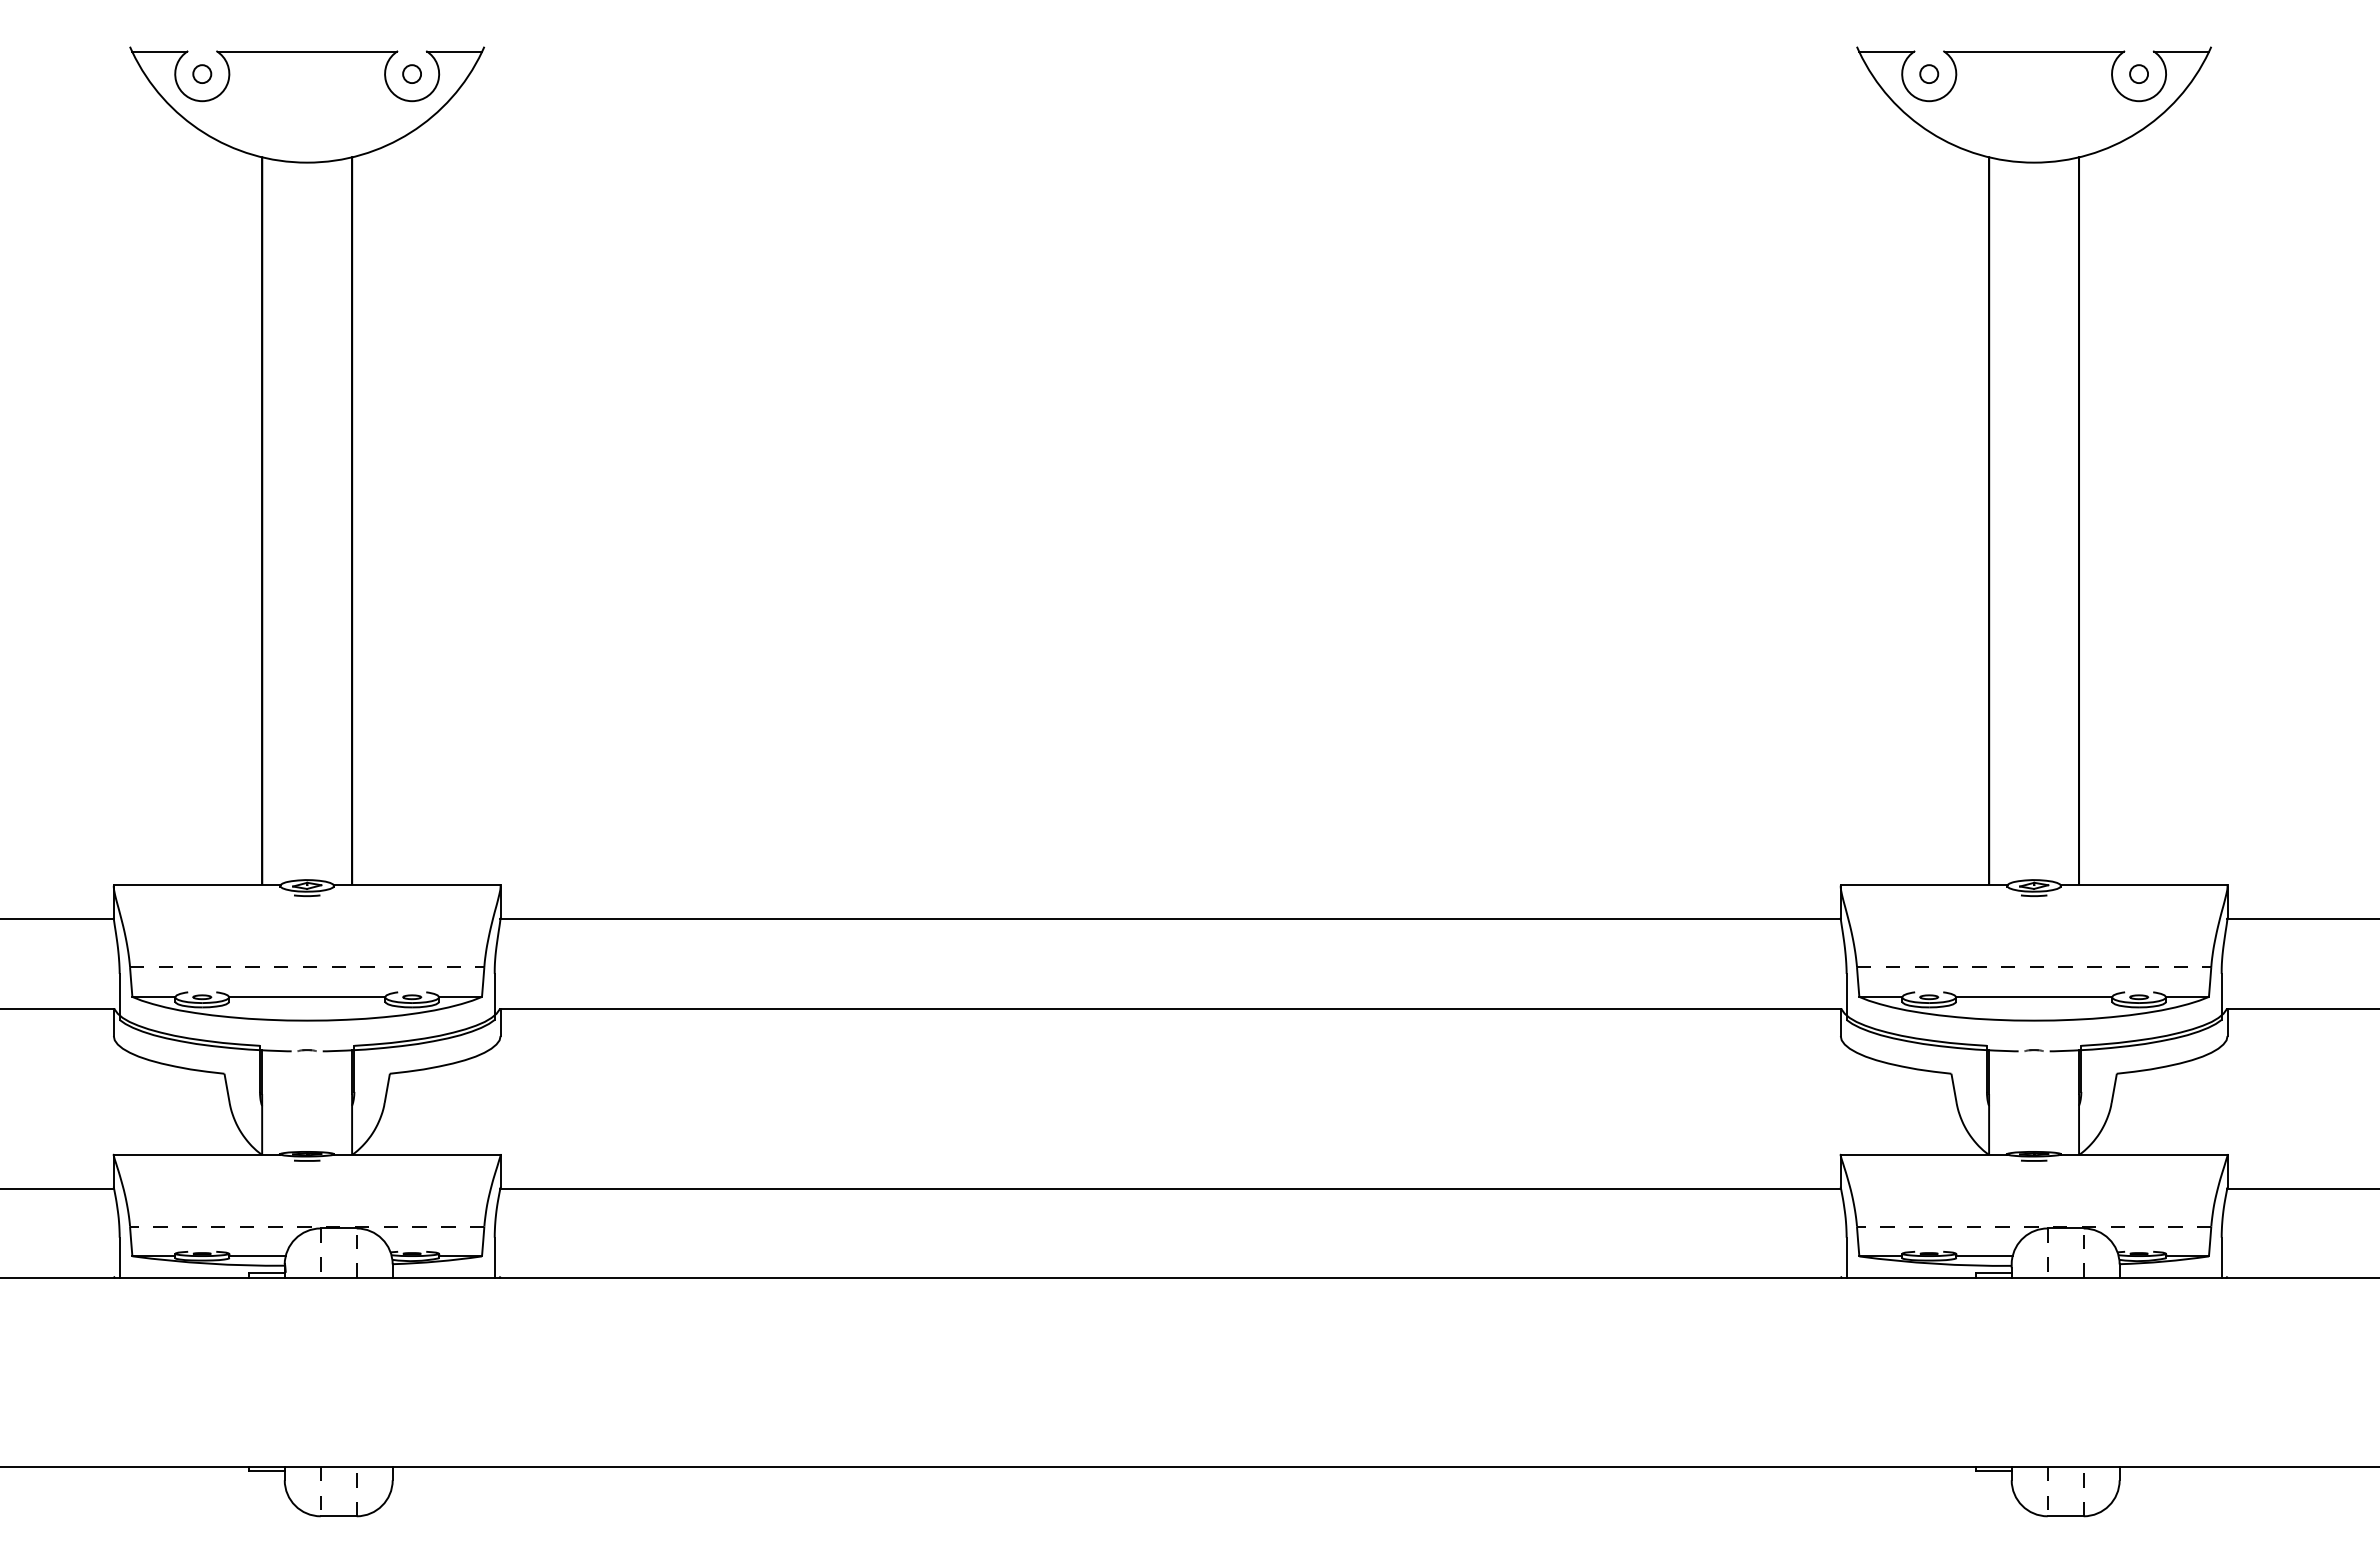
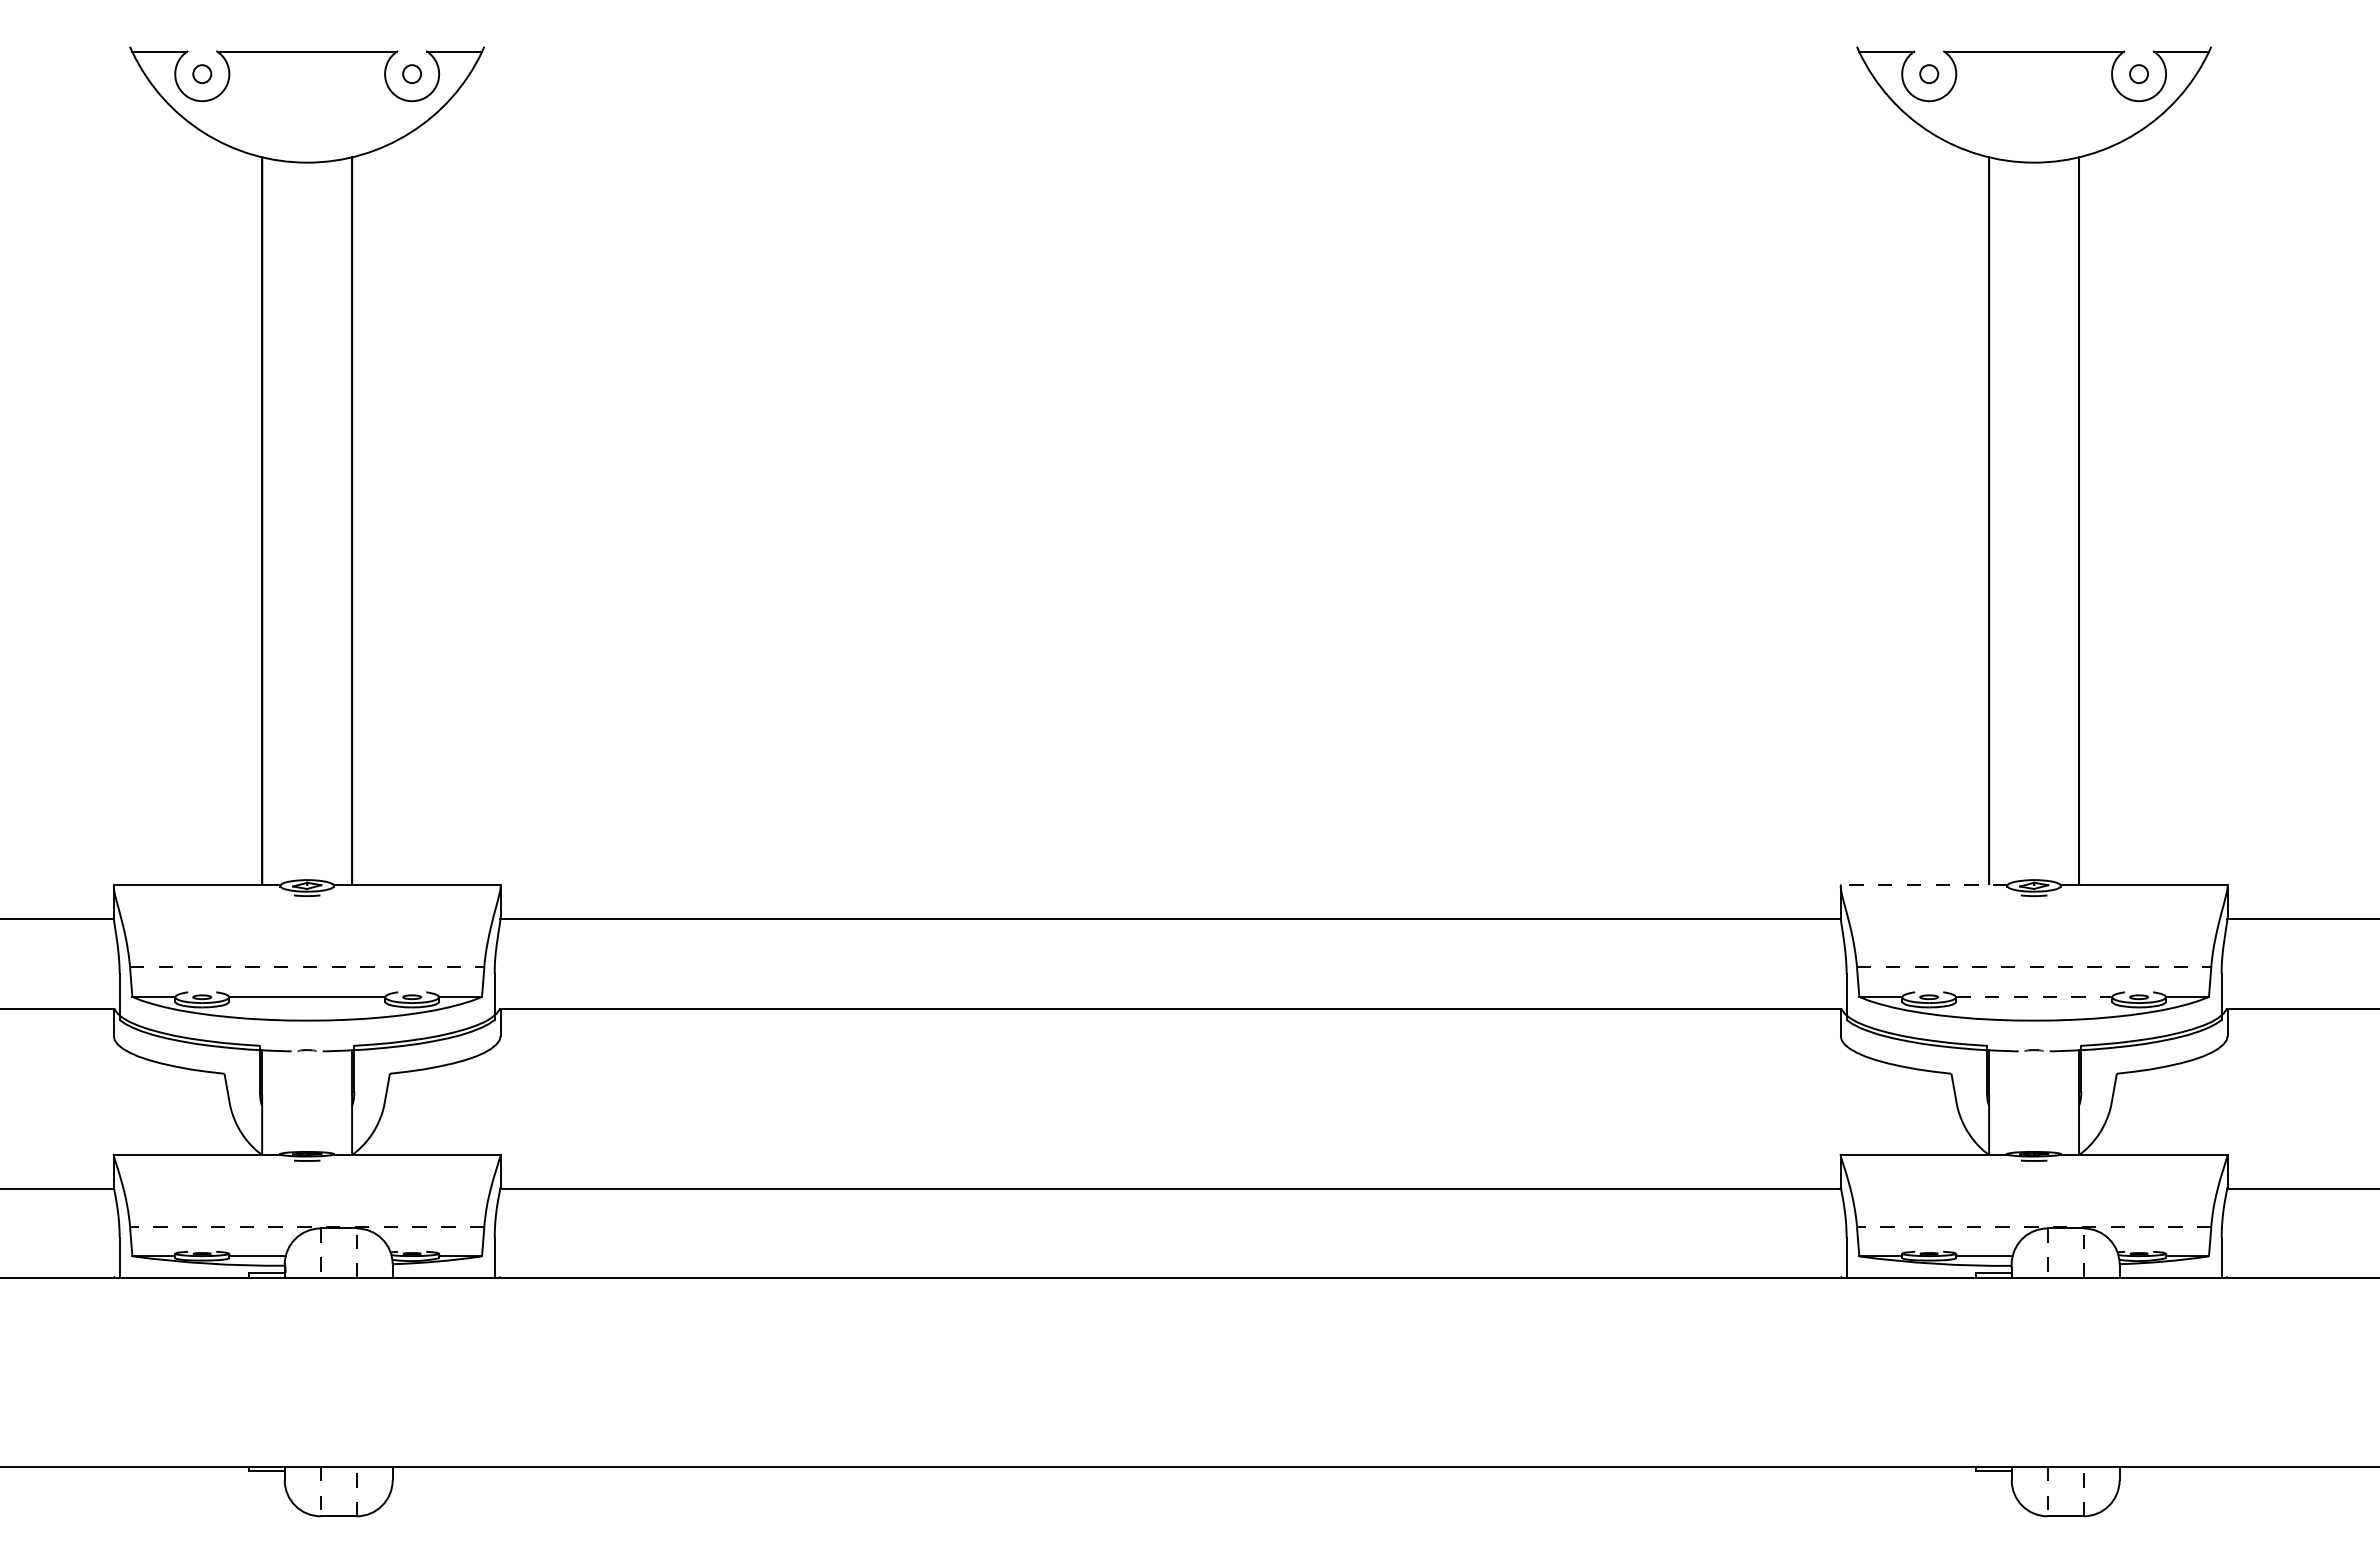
line: solid -> dashed (1923, 884)
line: solid -> dashed (2034, 996)
